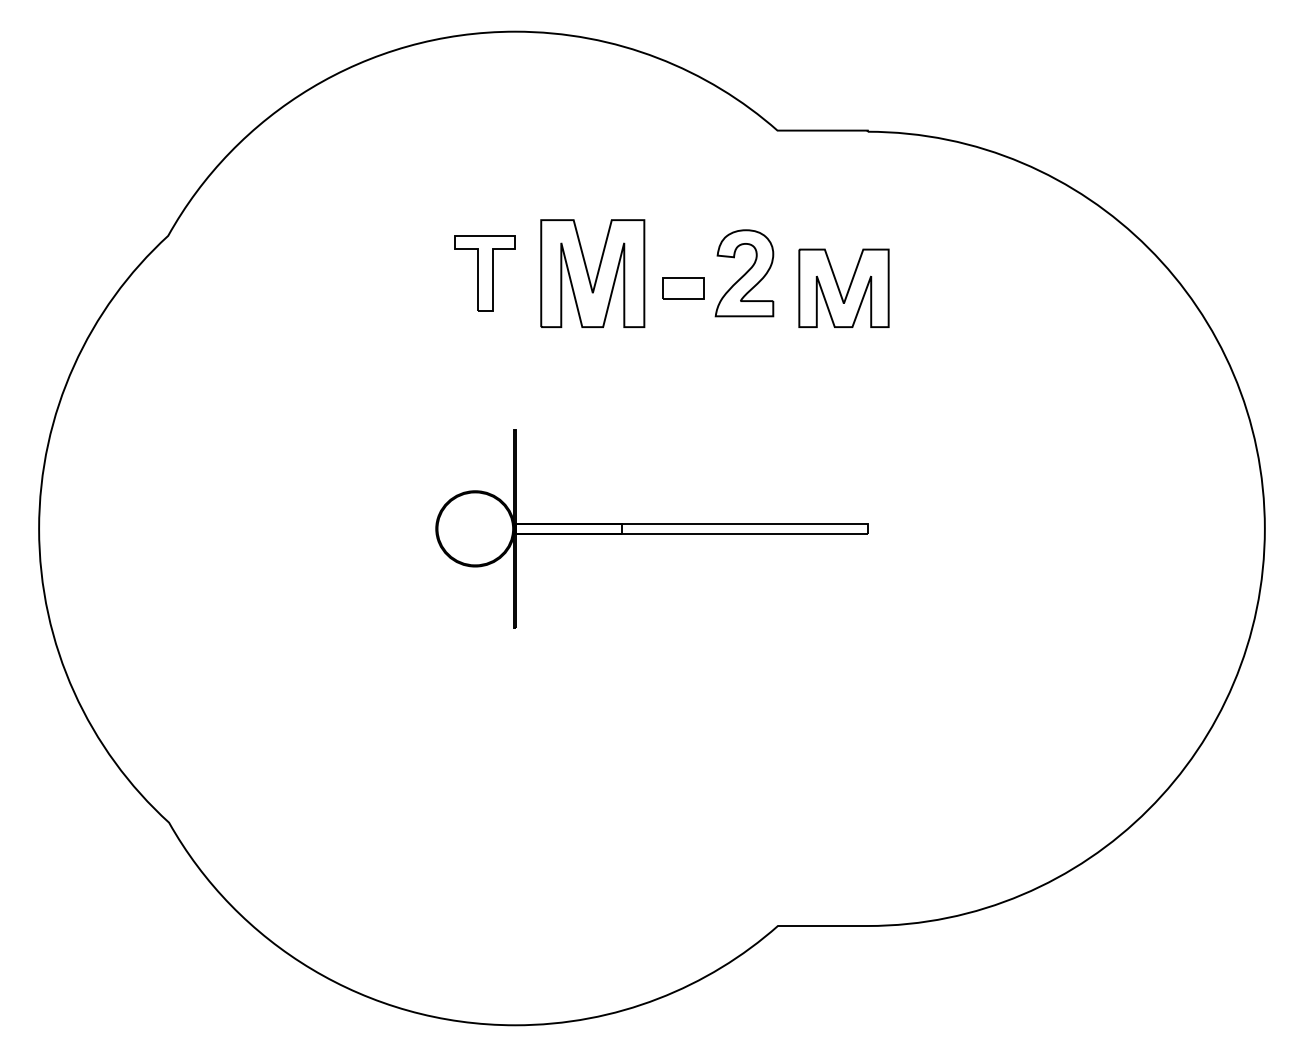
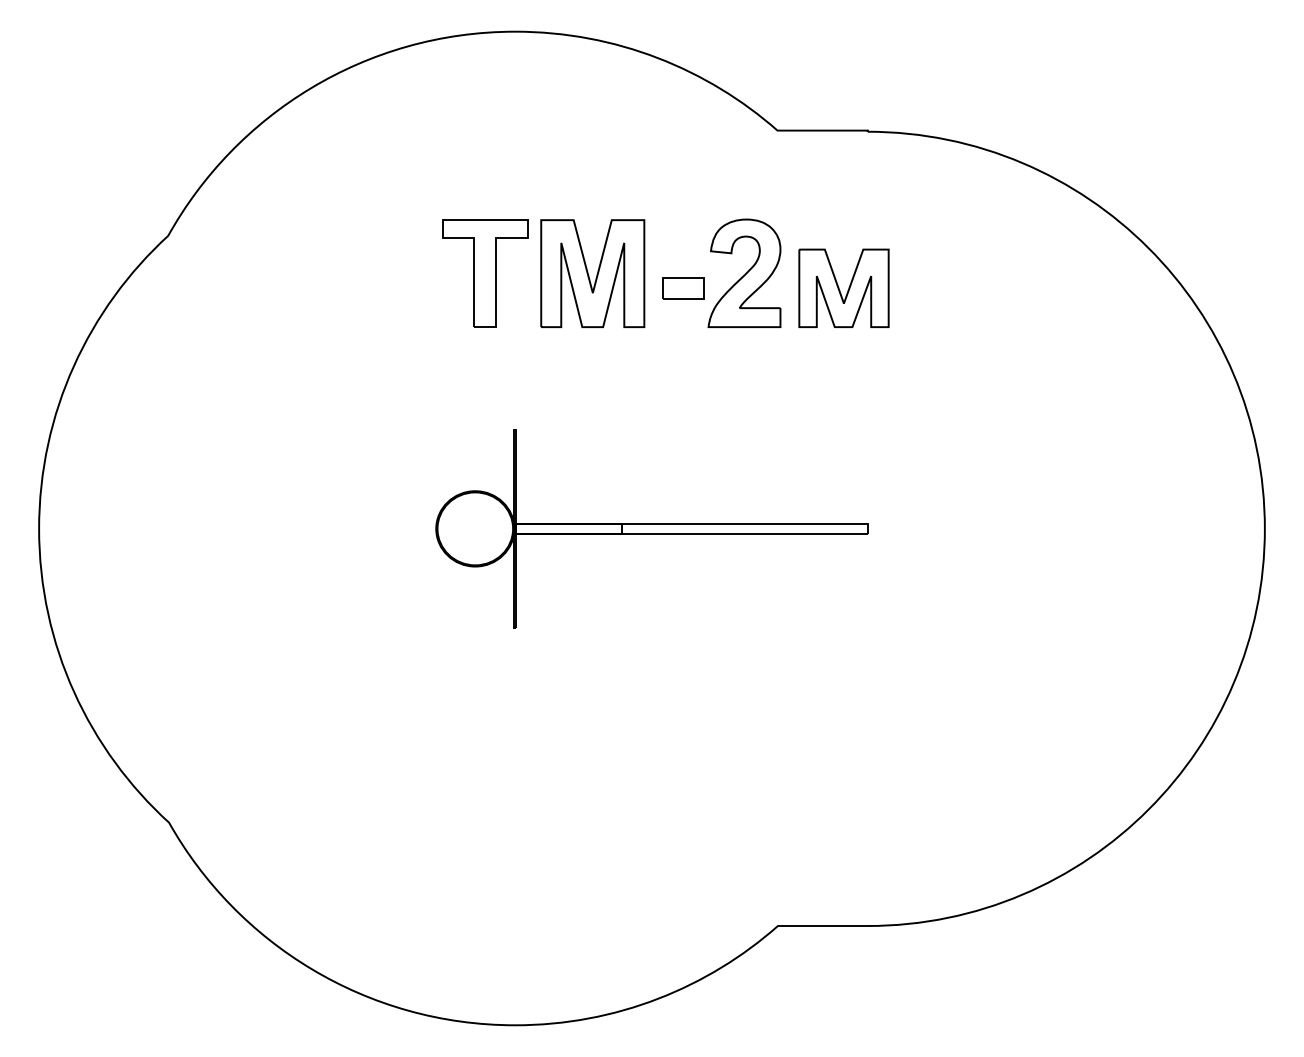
part size: 62x77 px -> 87x109 px (485, 273)
part size: 61x89 px -> 75x110 px (744, 272)
